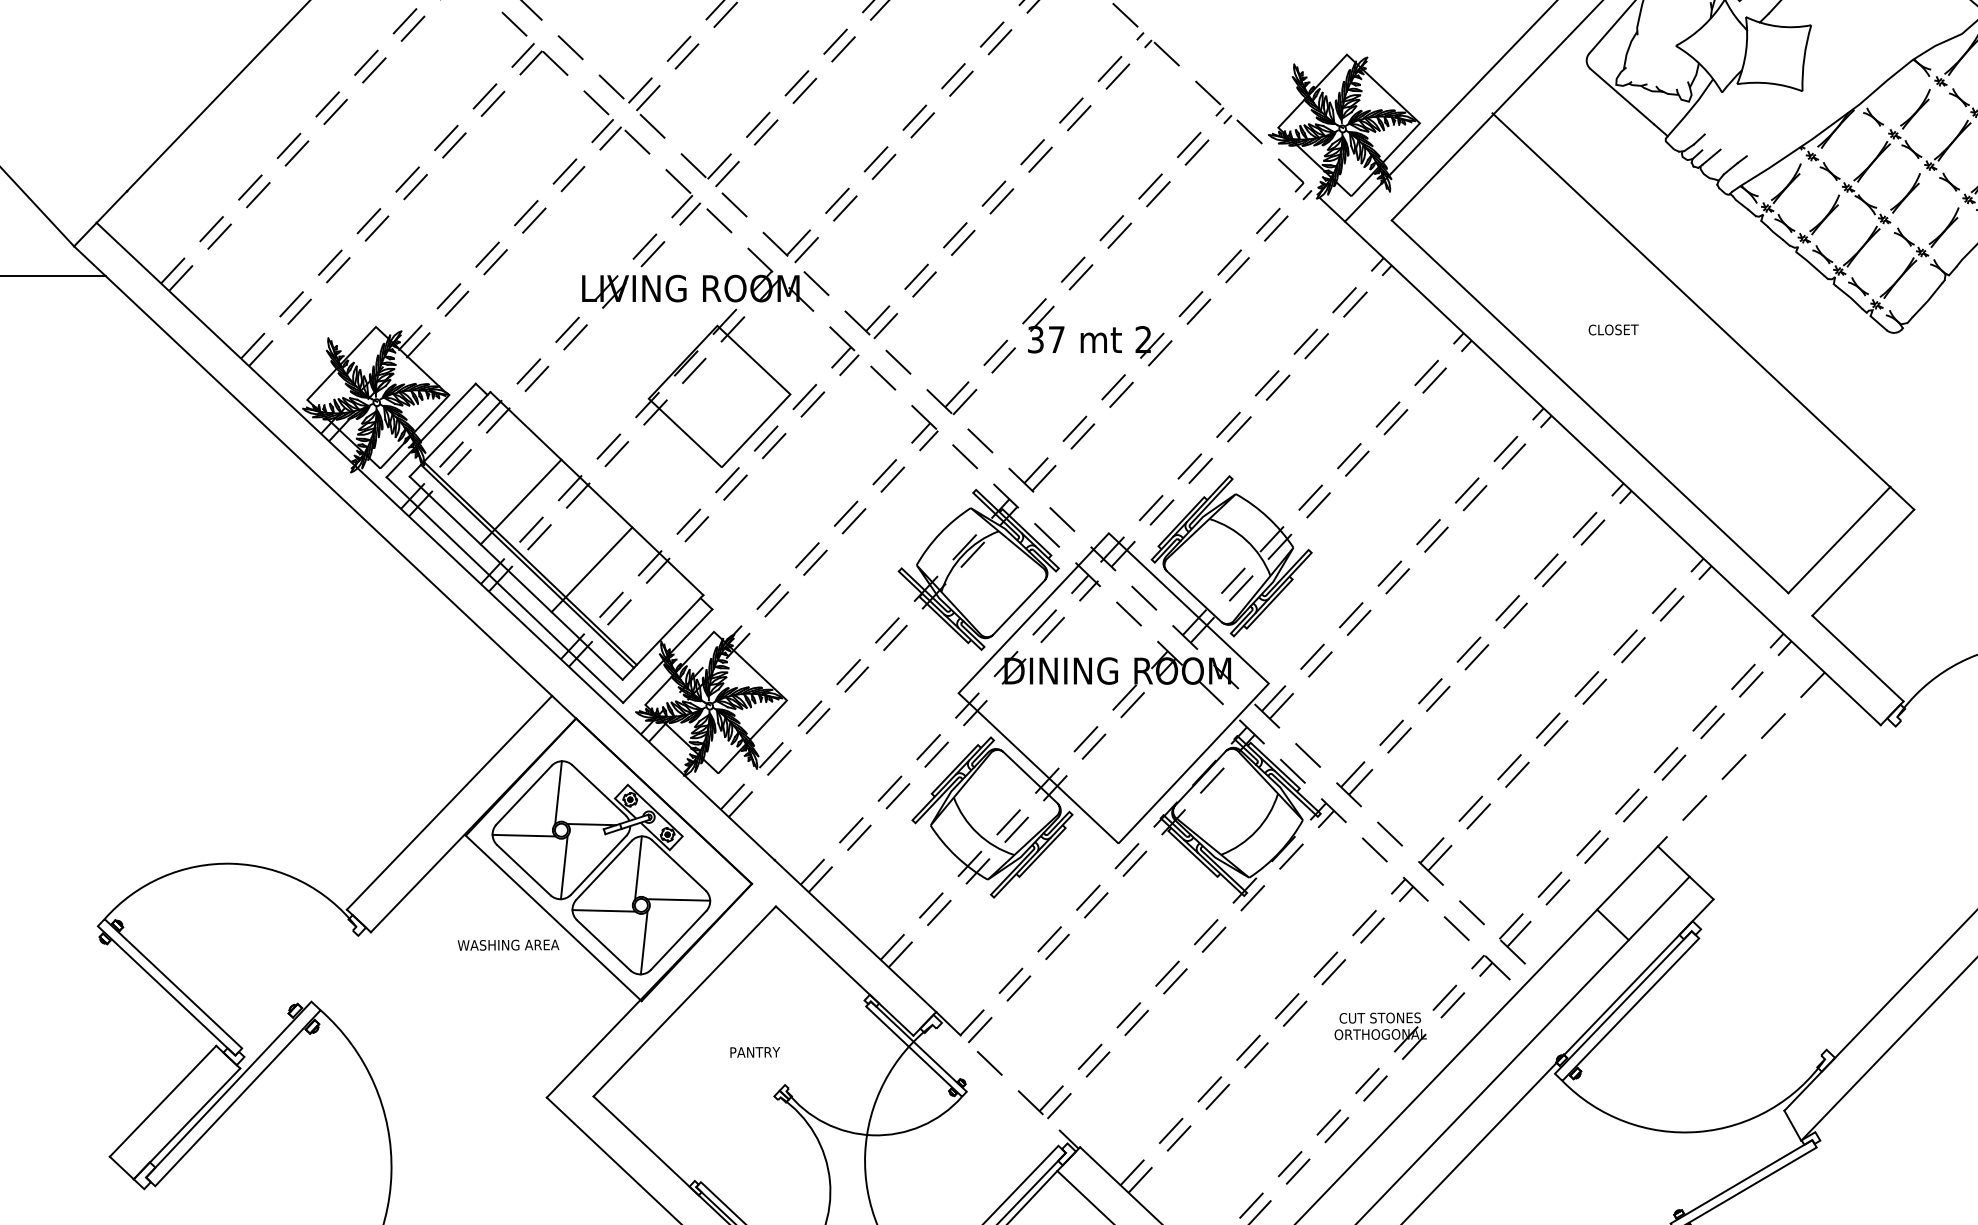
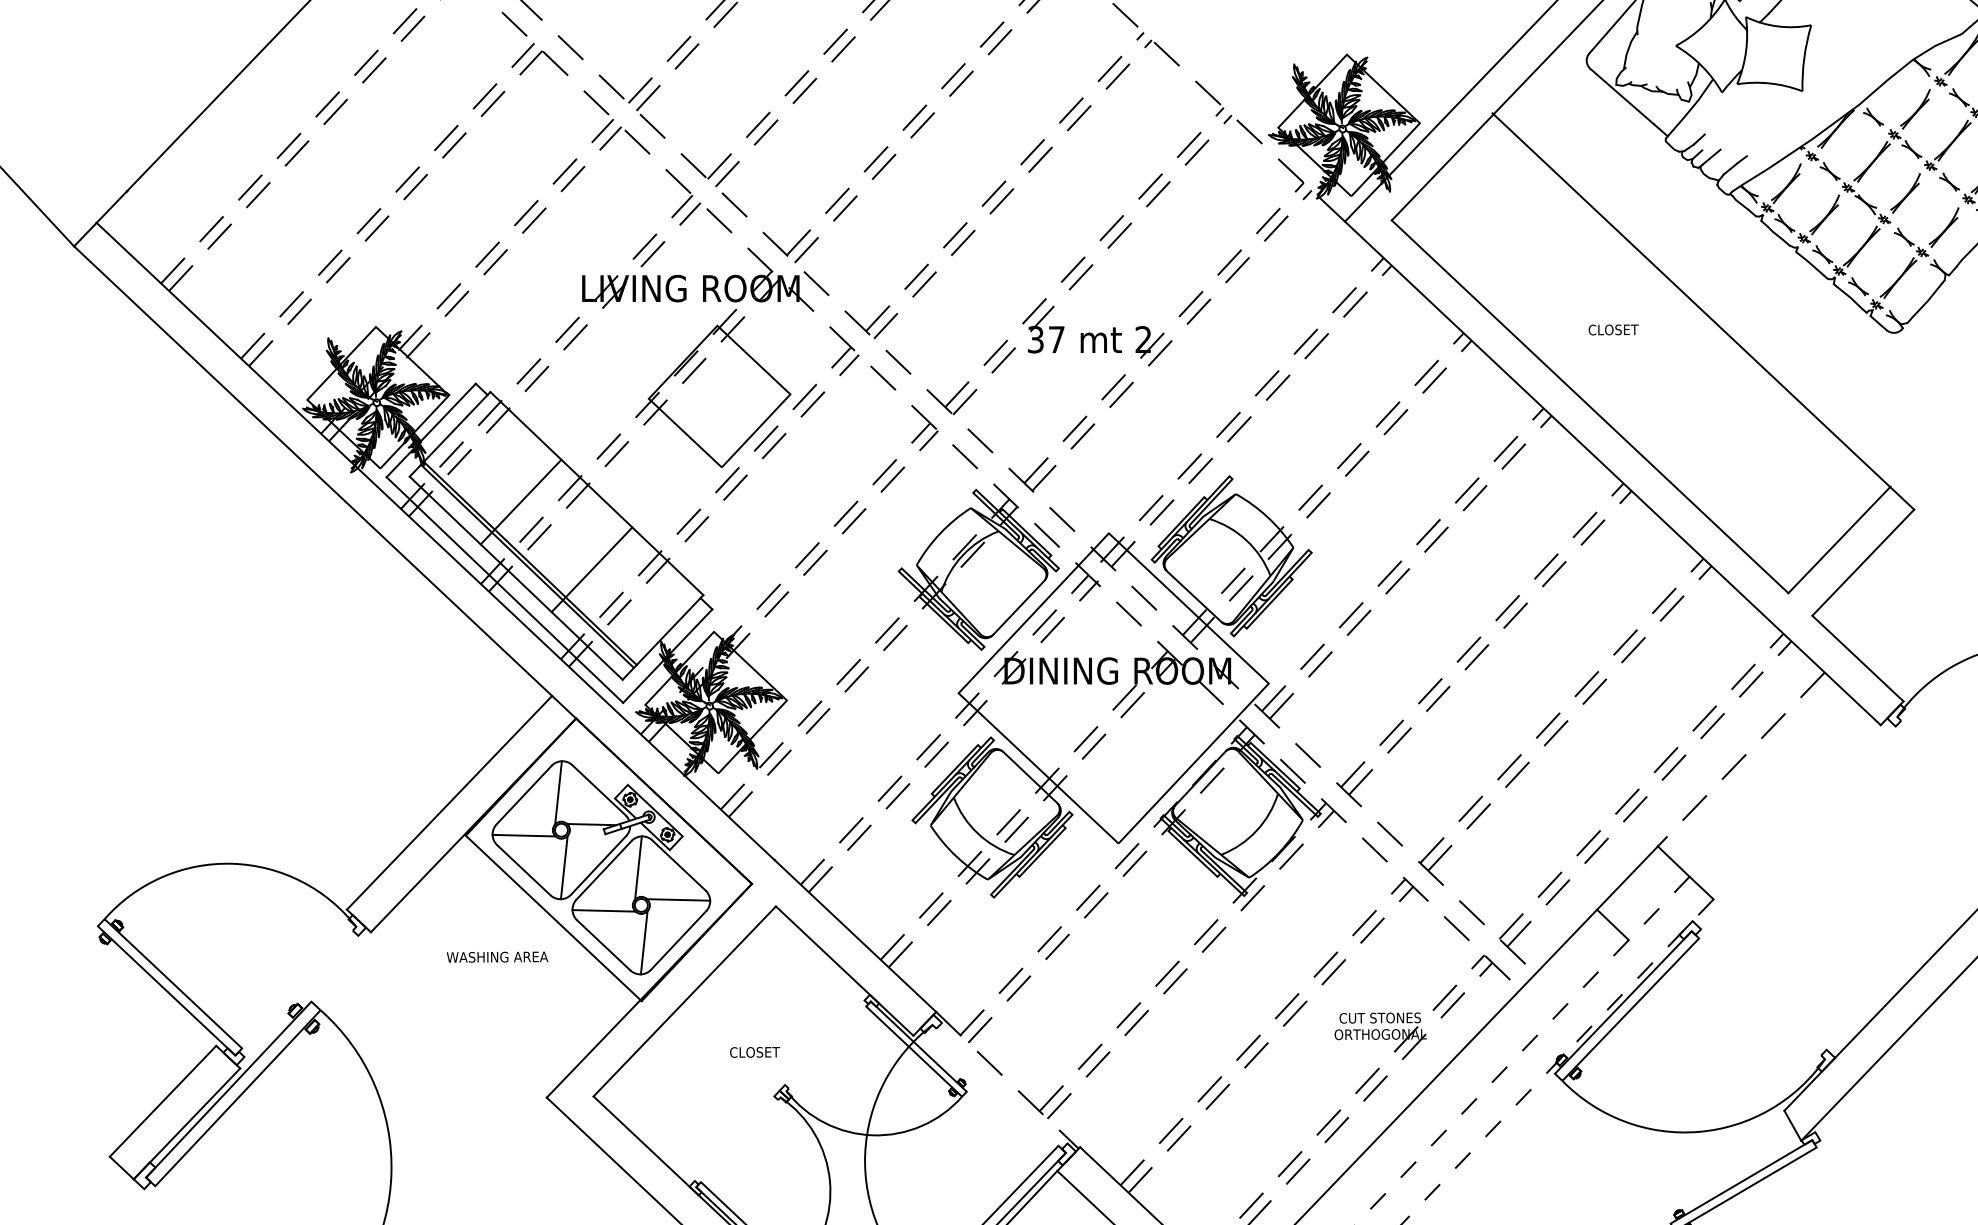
line: present -> none (53, 276)
text position: (508, 944) -> (497, 956) (497, 956)
line: solid -> dashed (1522, 1051)
text: PANTRY -> CLOSET (754, 1052)
line: solid -> dashed (1557, 1062)
